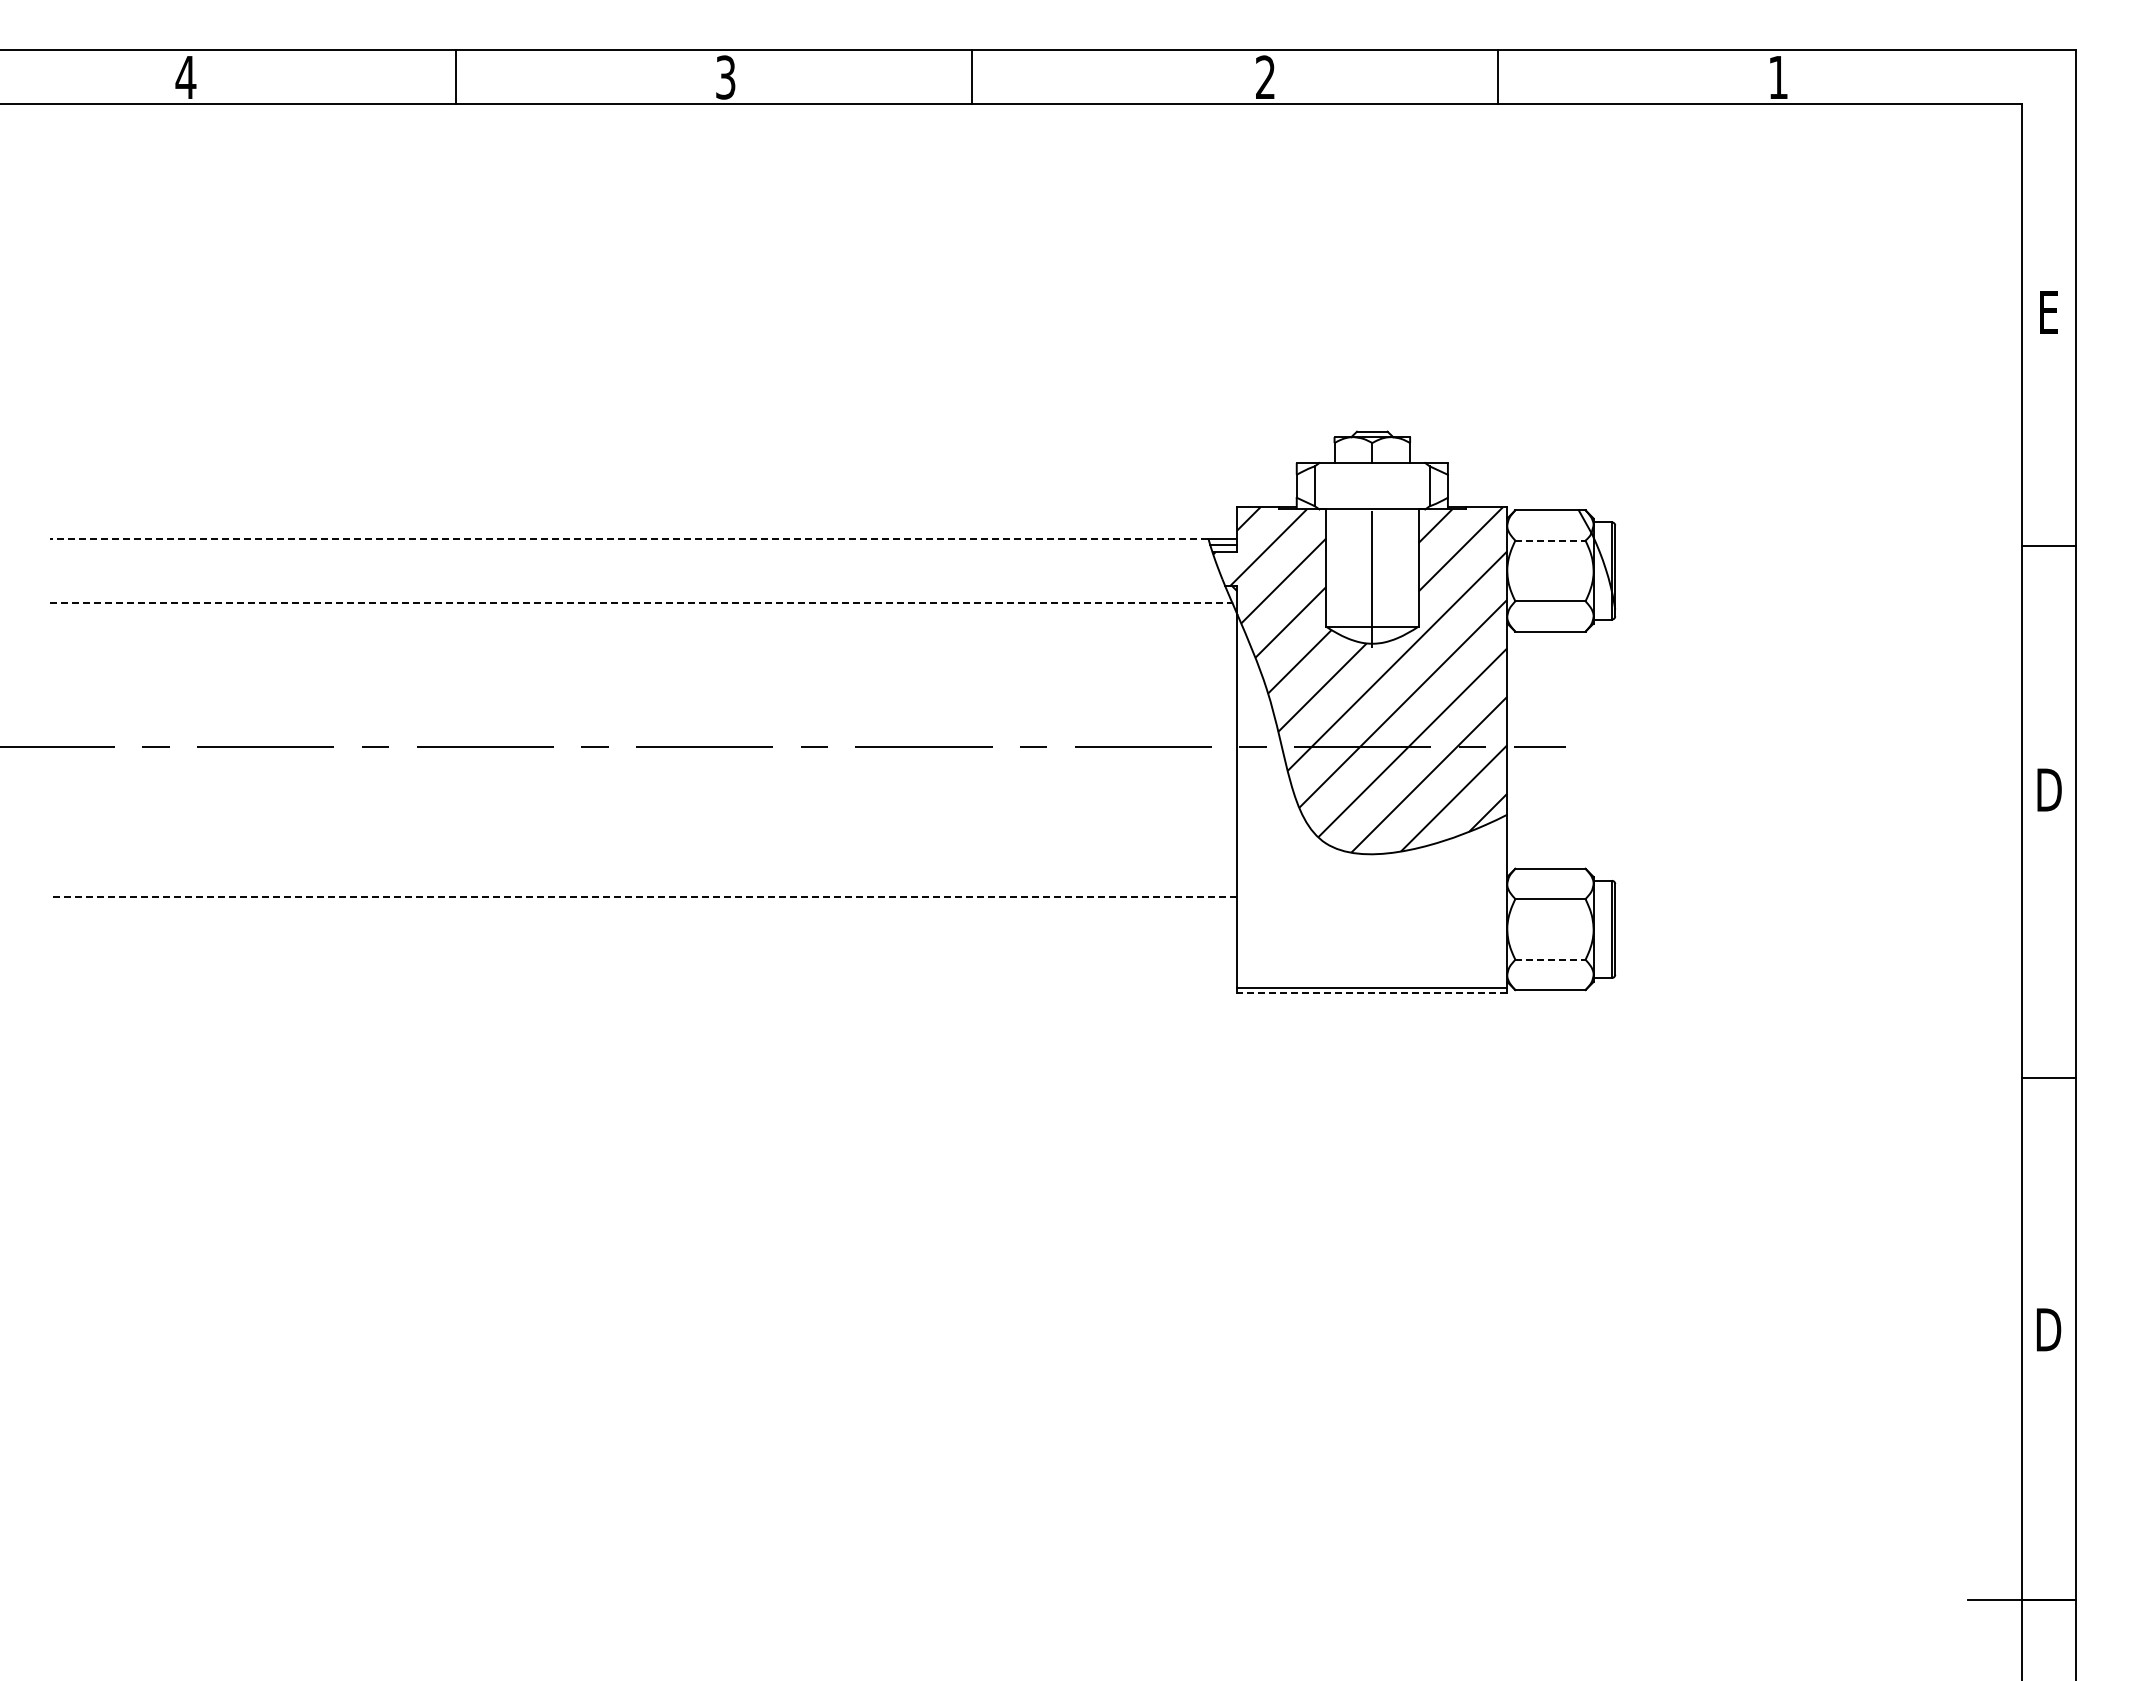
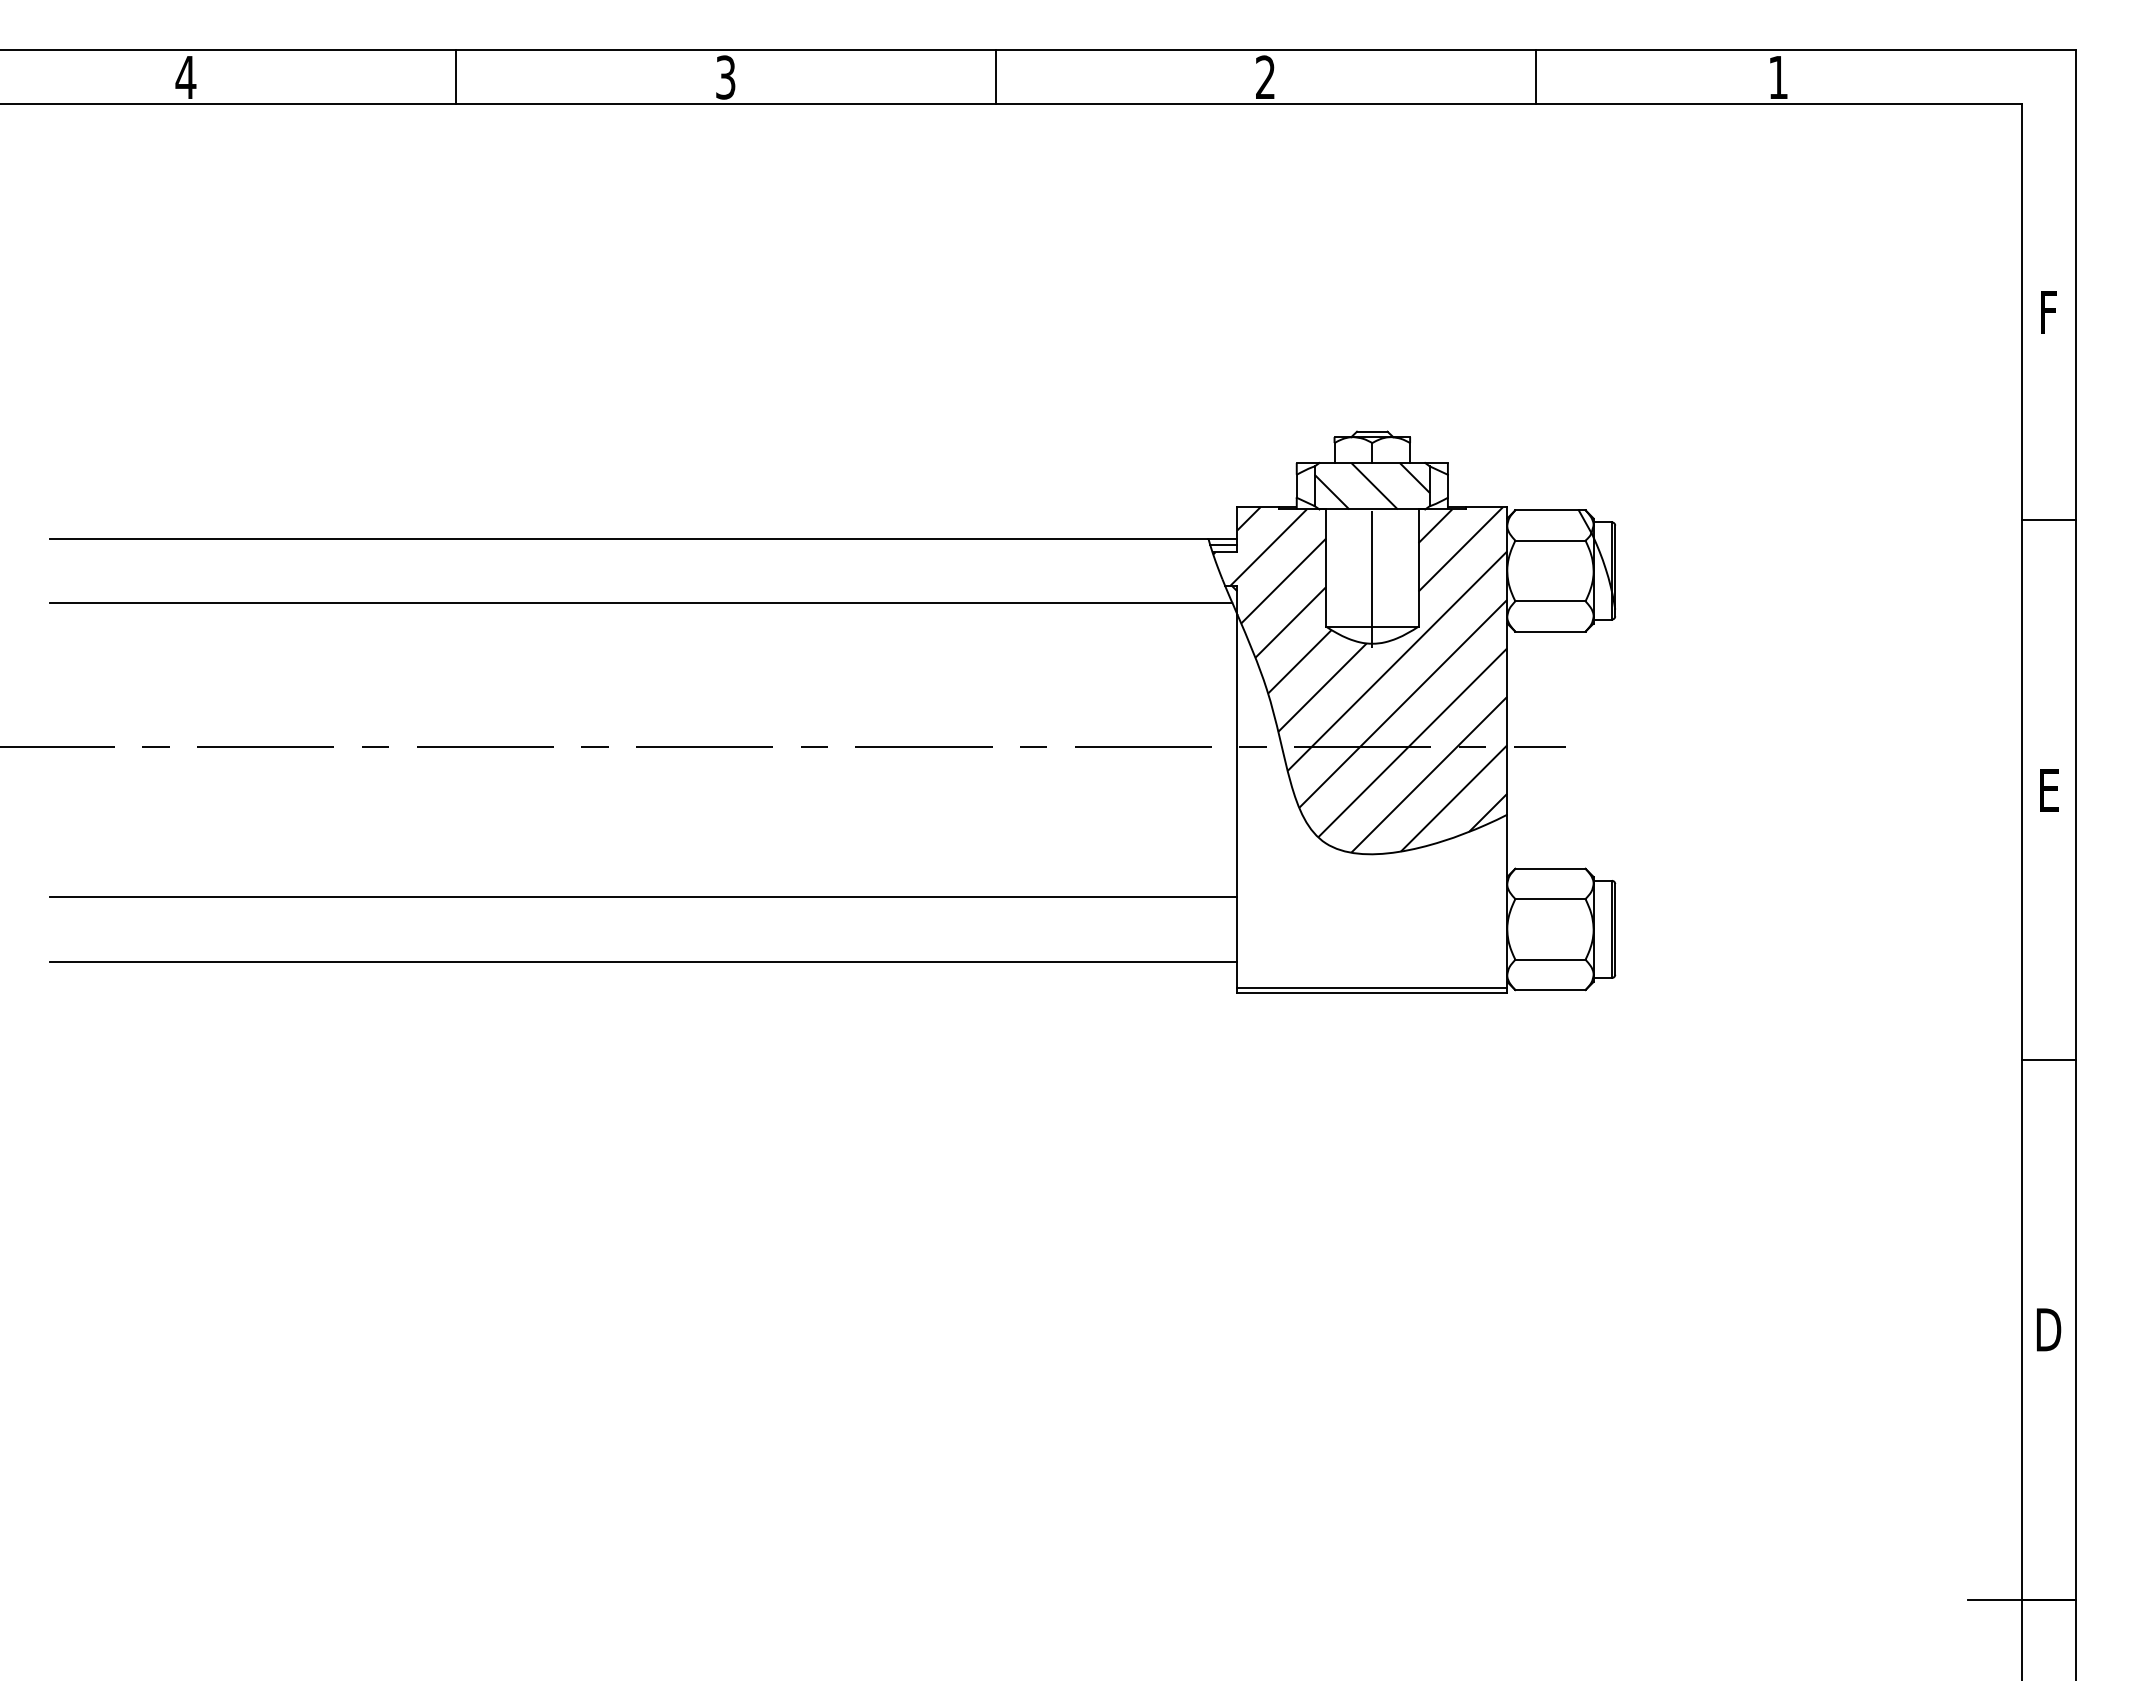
line position: (972, 77) -> (996, 77) (996, 77)
line position: (1498, 77) -> (1536, 77) (1536, 77)
text: E -> F (2048, 312)
hatch: none -> present (1371, 486)
line: dashed -> solid (628, 538)
line: dashed -> solid (1550, 540)
line position: (2048, 546) -> (2048, 520) (2048, 520)
line: dashed -> solid (641, 603)
text: D -> E (2049, 789)
line: dashed -> solid (643, 897)
line: dashed -> solid (1550, 959)
line: none -> present (643, 961)
line: dashed -> solid (1372, 993)
line position: (2048, 1077) -> (2048, 1059) (2048, 1059)
